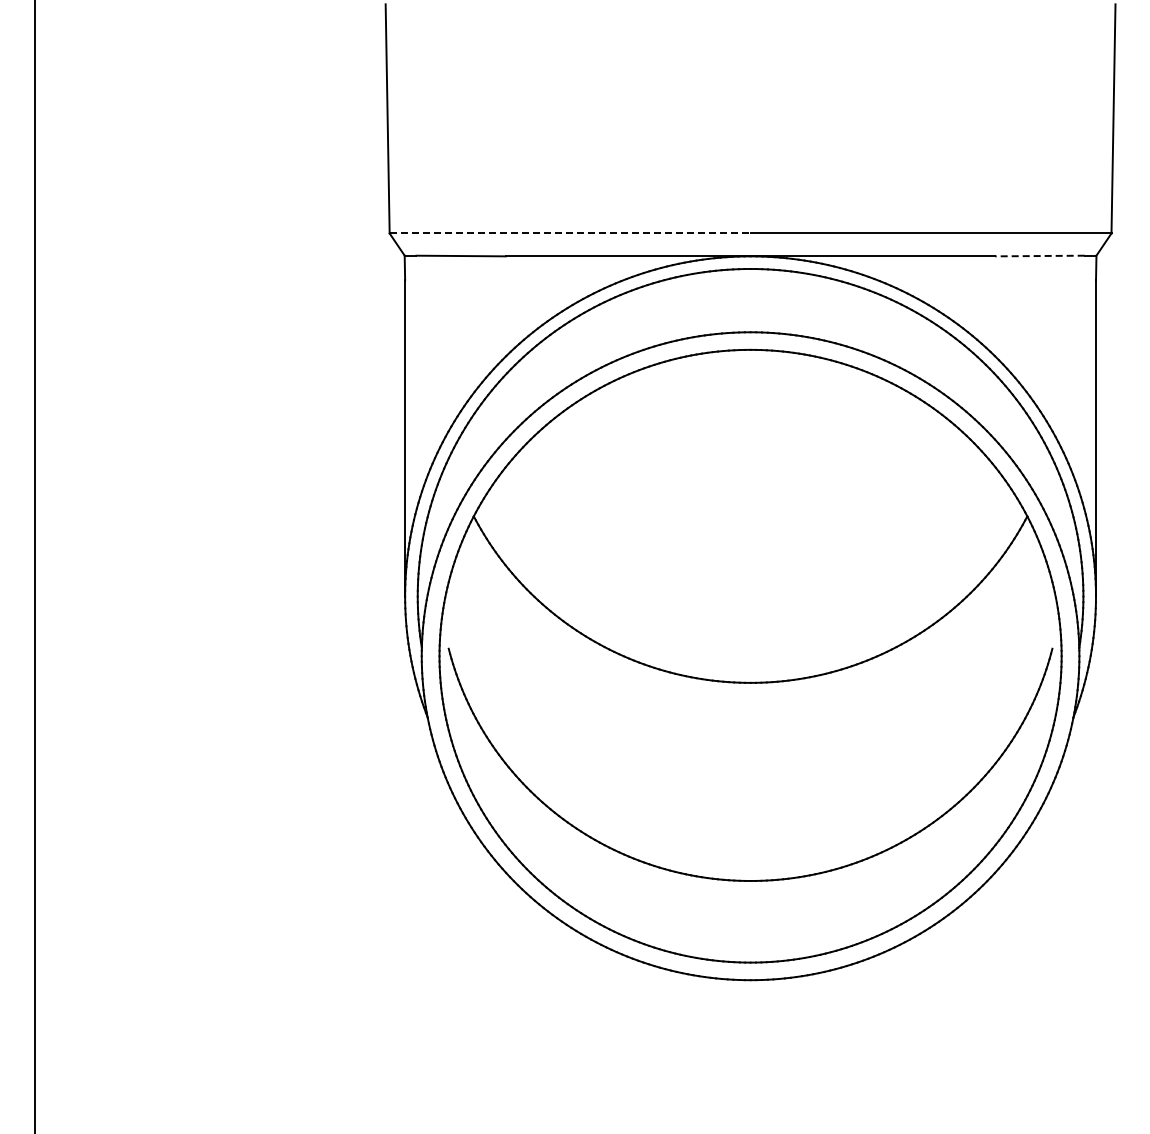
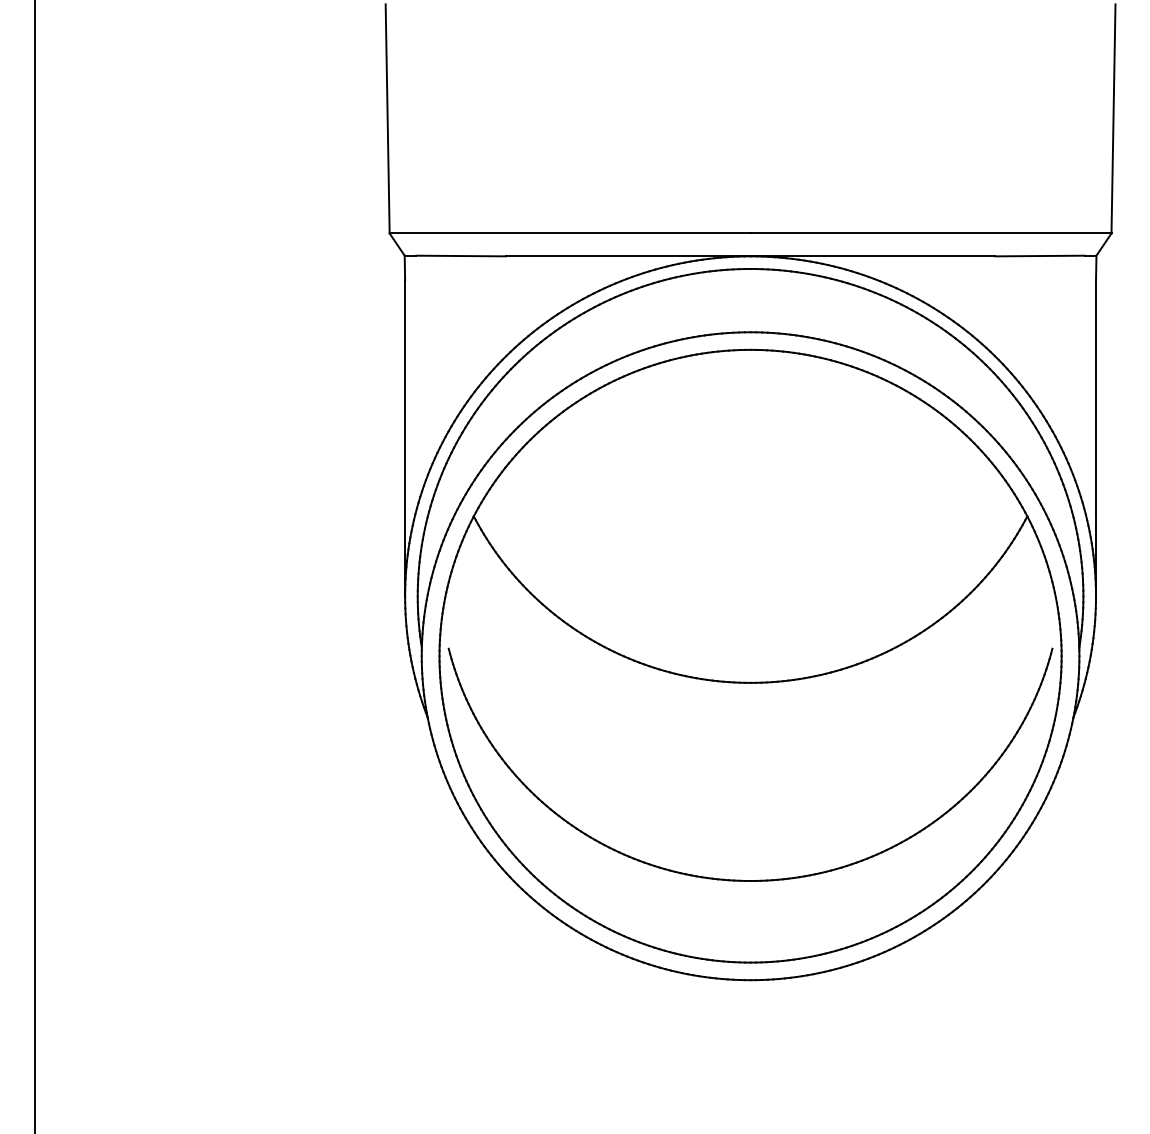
line: dashed -> solid (570, 233)
line: dashed -> solid (1039, 256)
